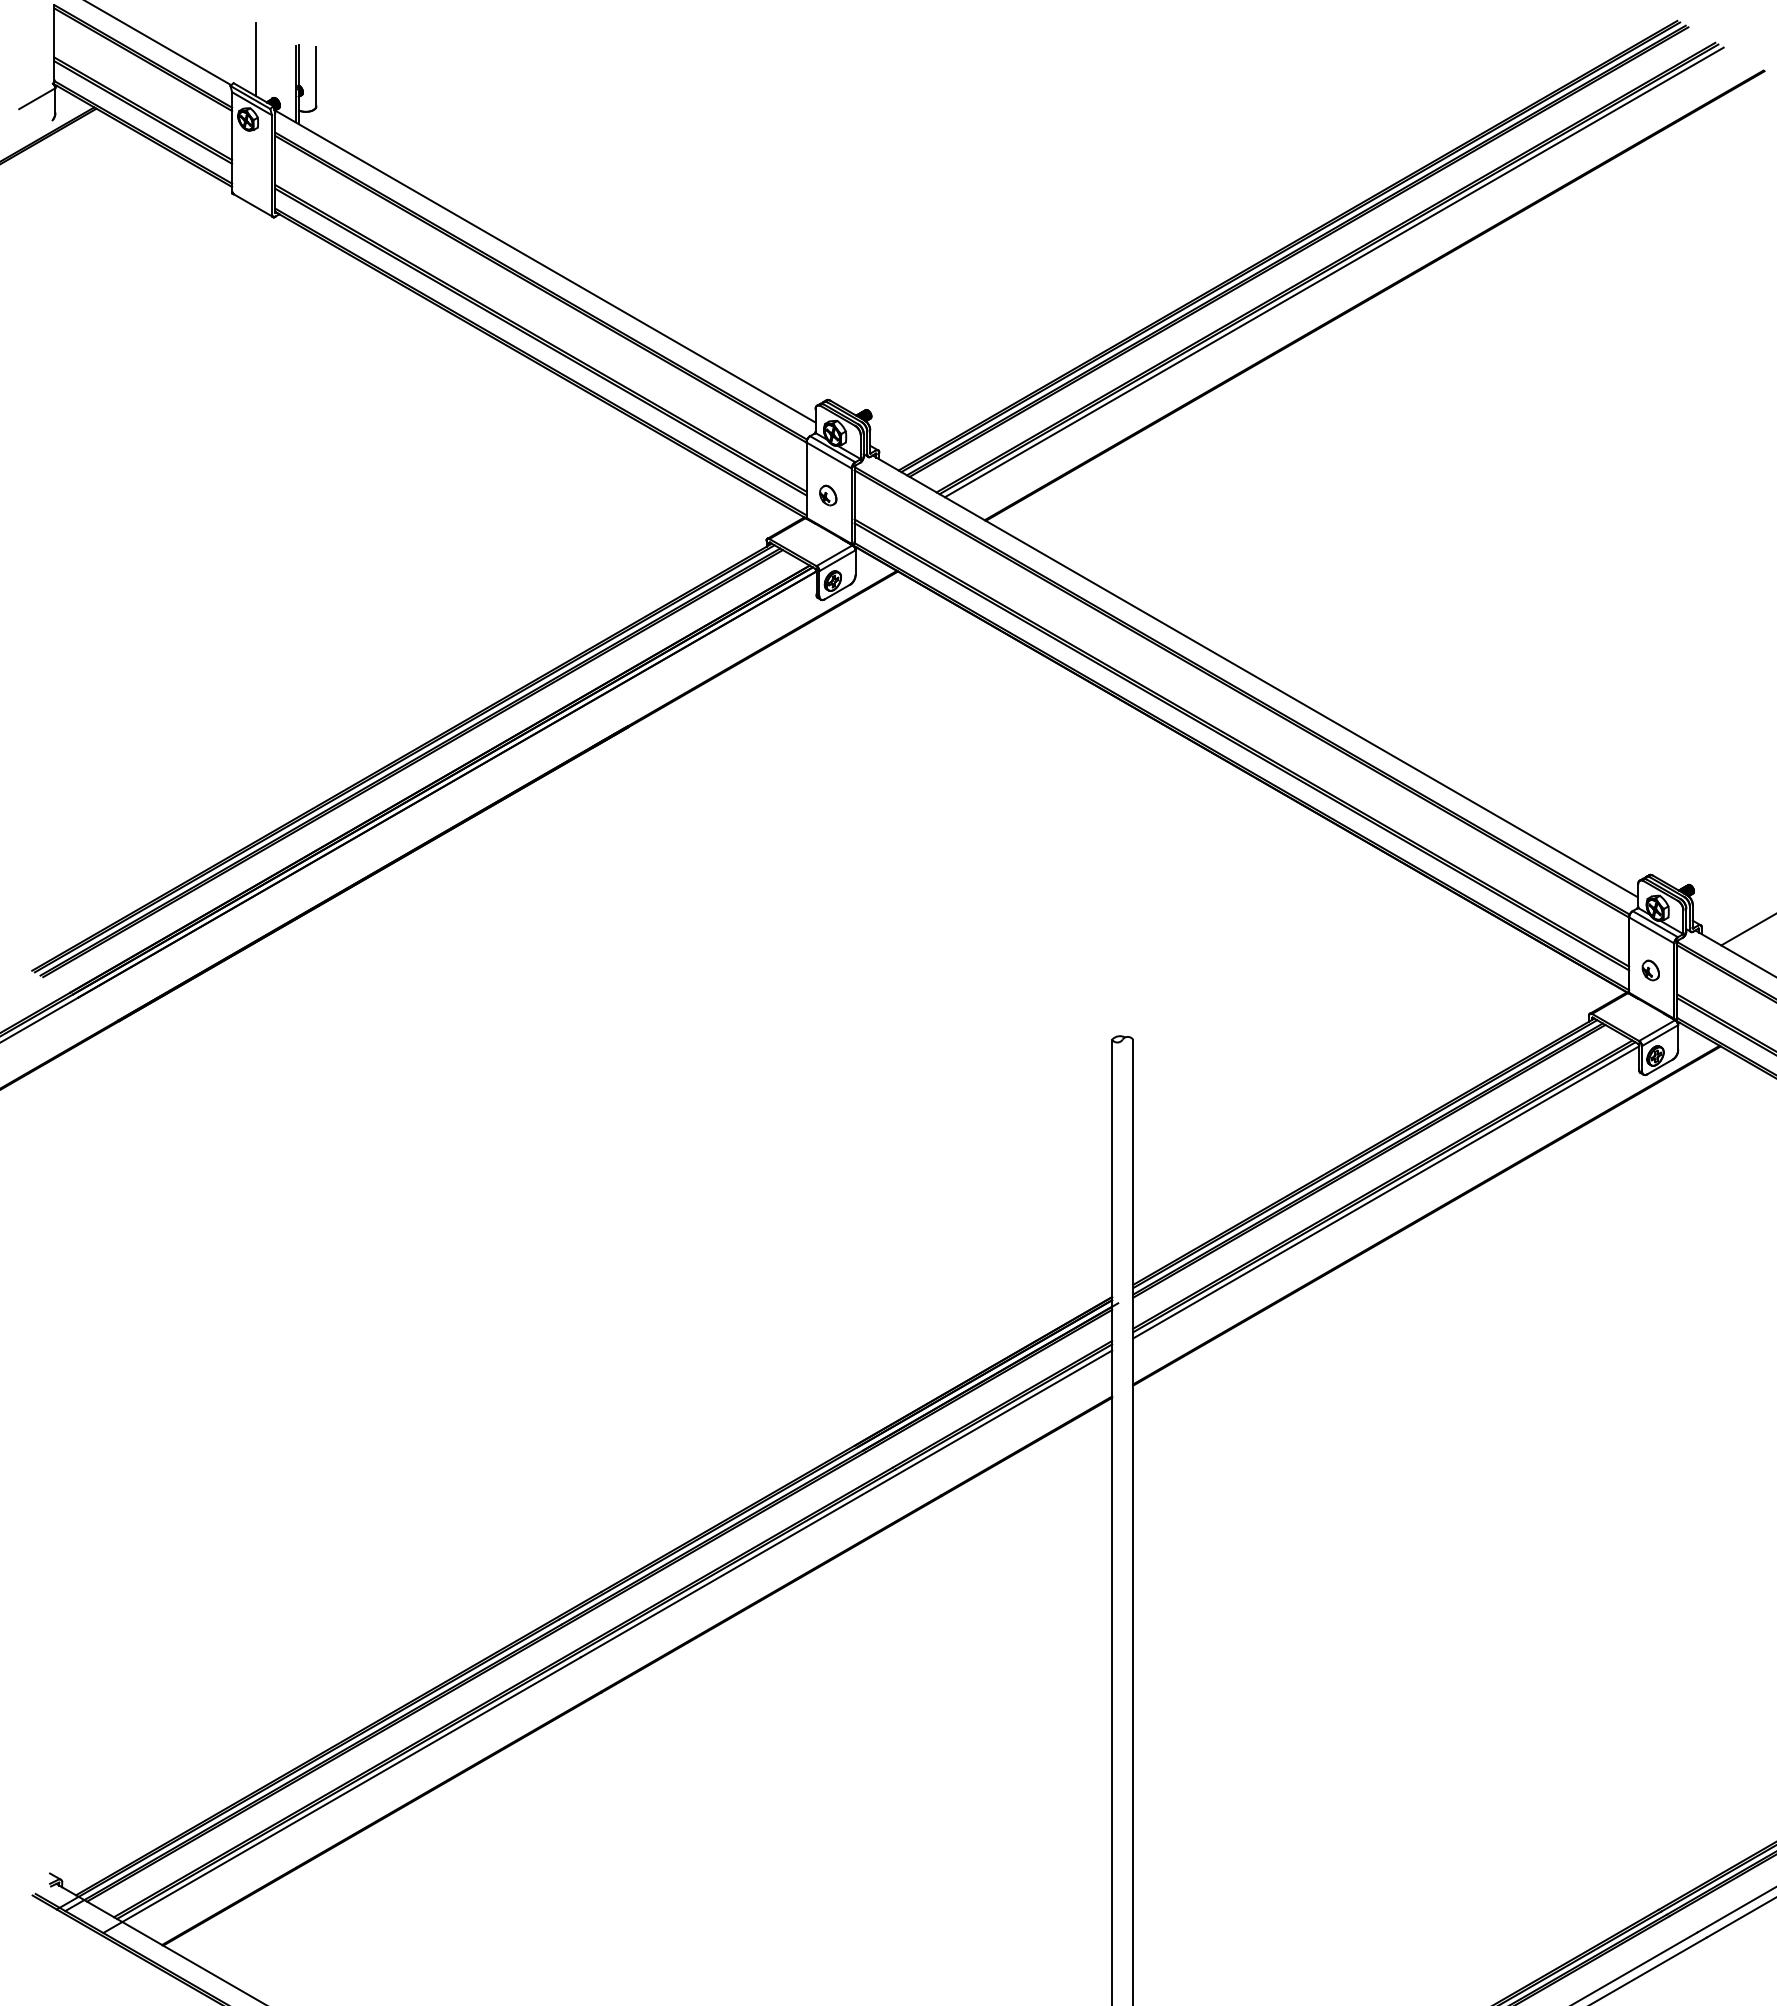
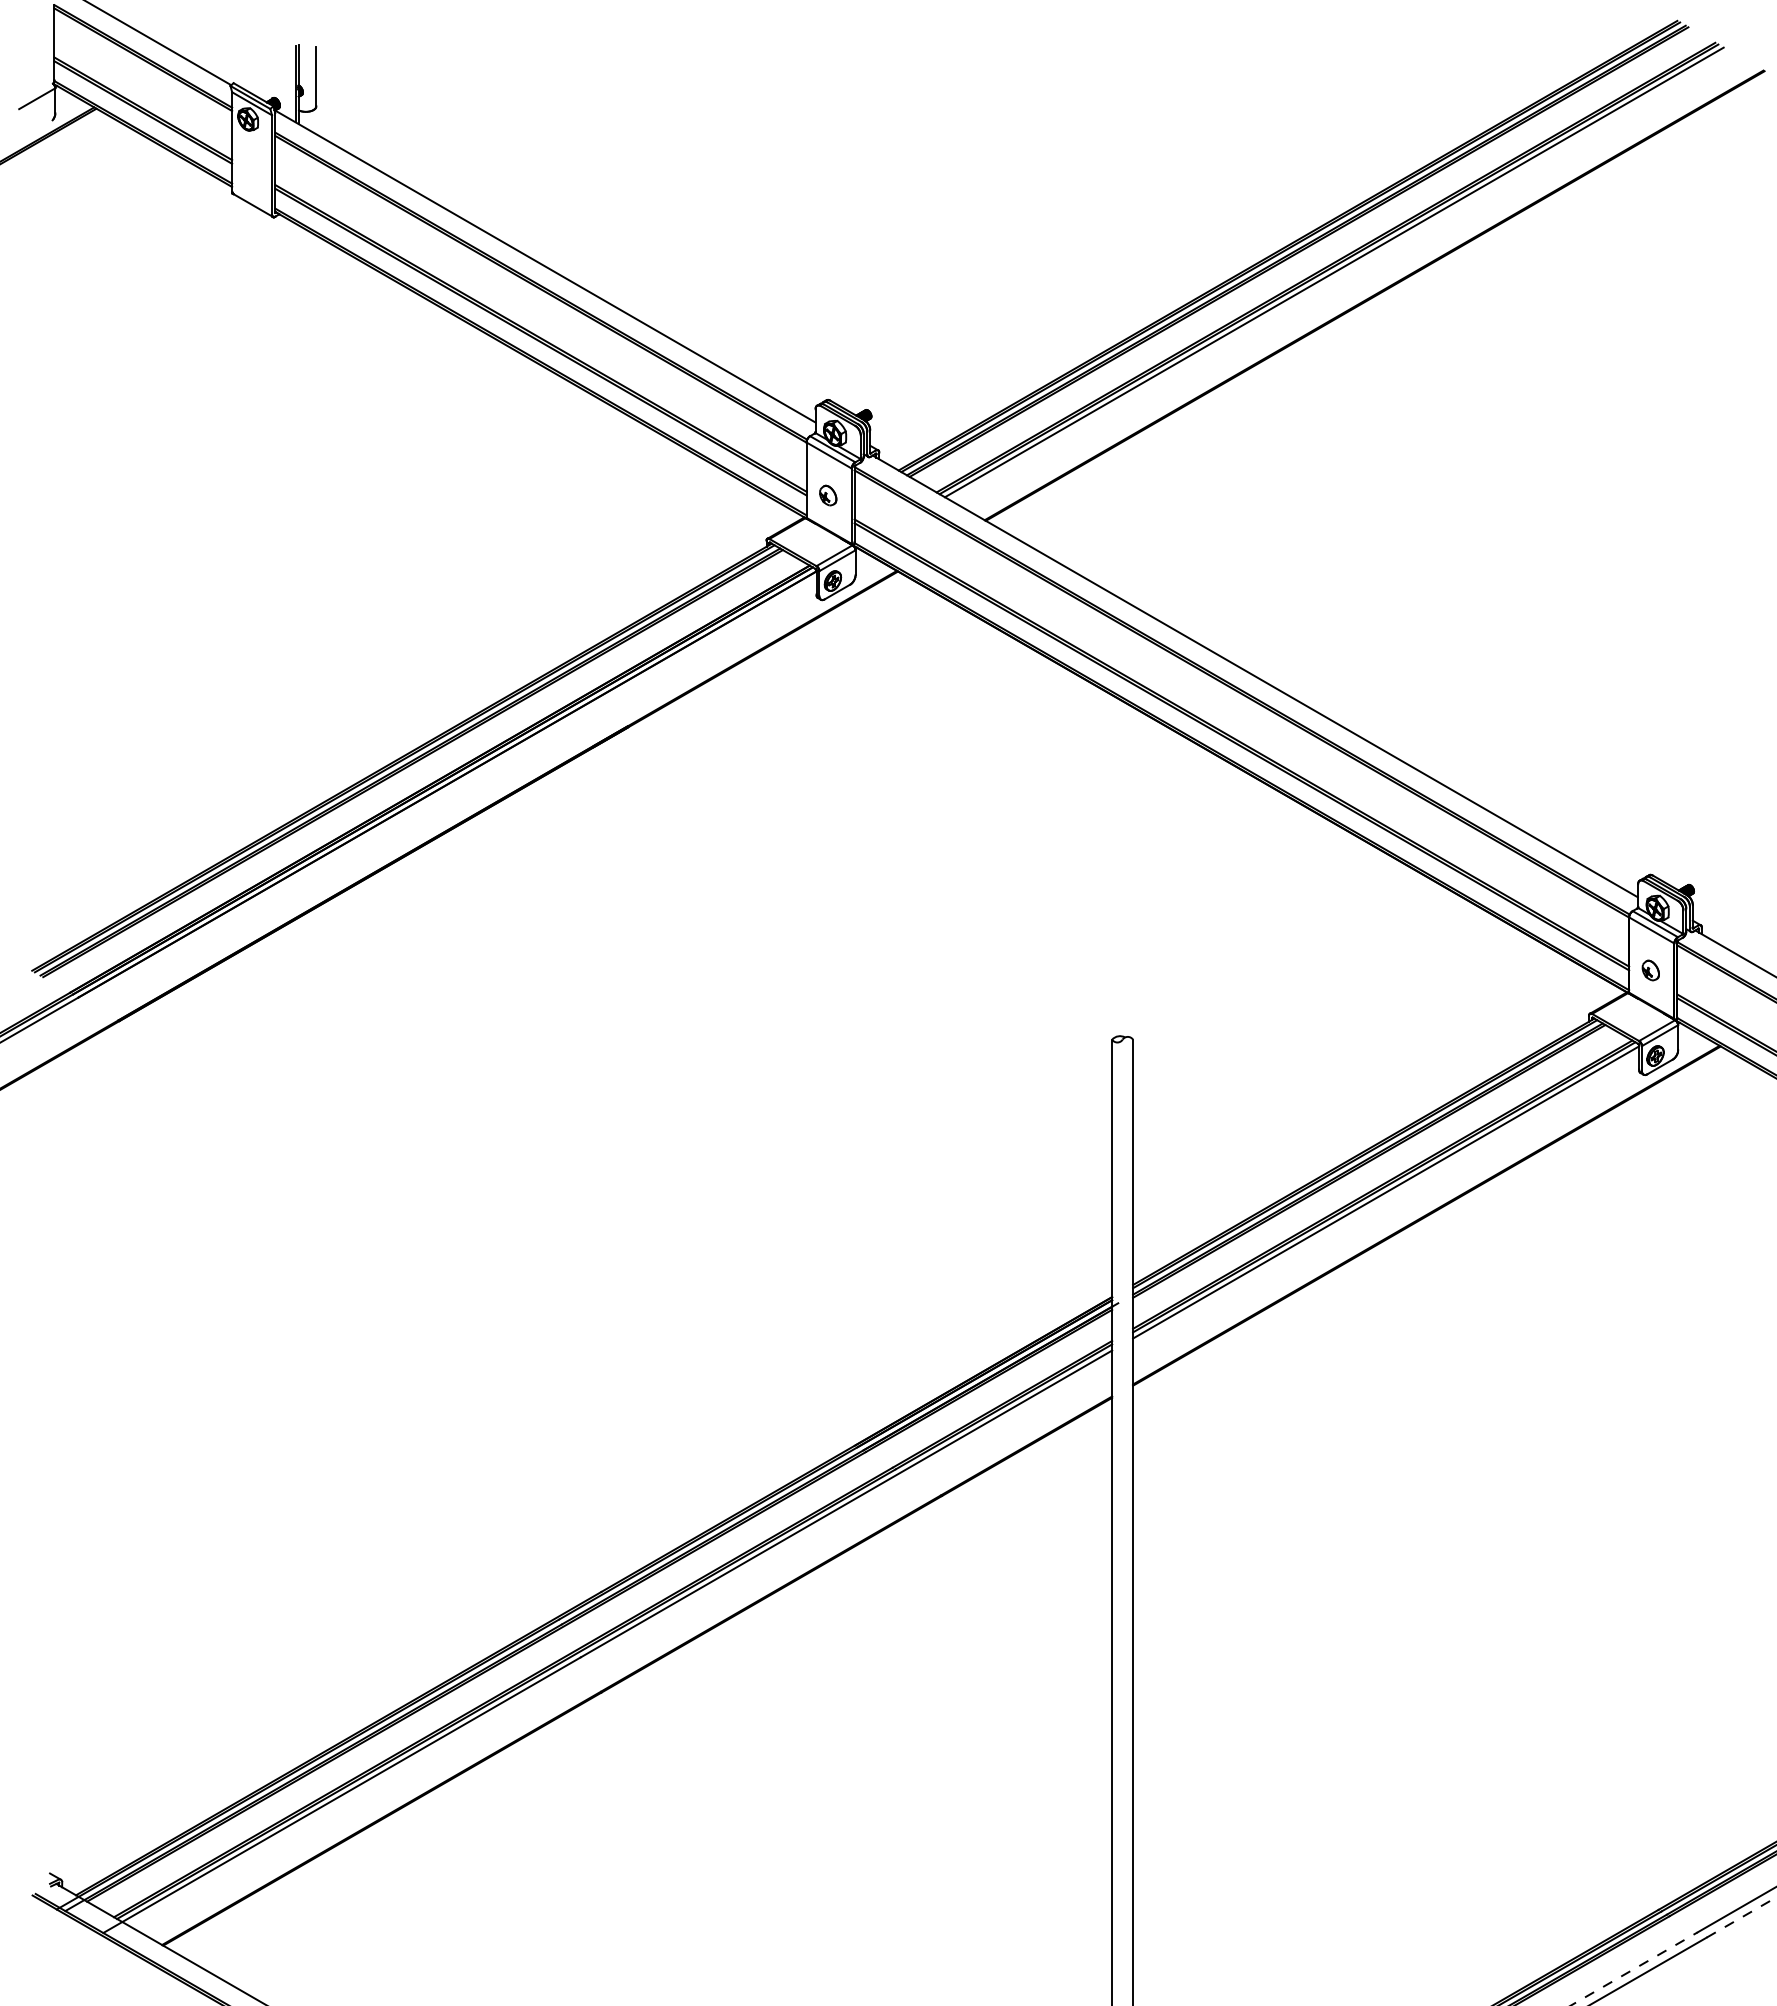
line: present -> none (255, 59)
line: present -> none (1747, 930)
line: solid -> dashed (1742, 1917)
line: solid -> dashed (1634, 1968)
